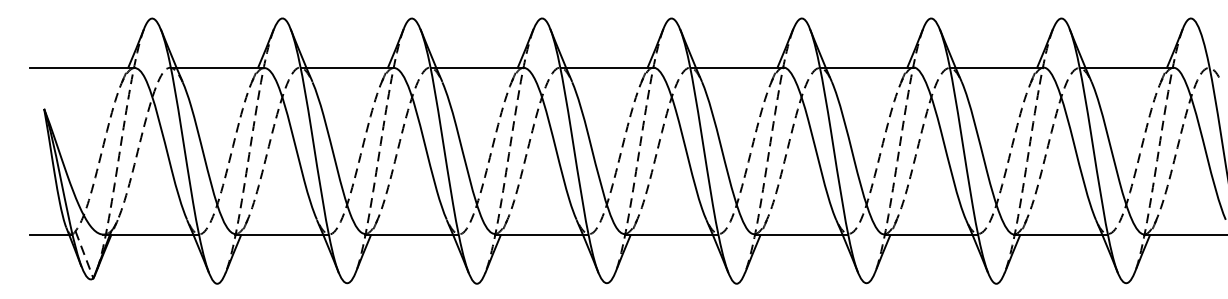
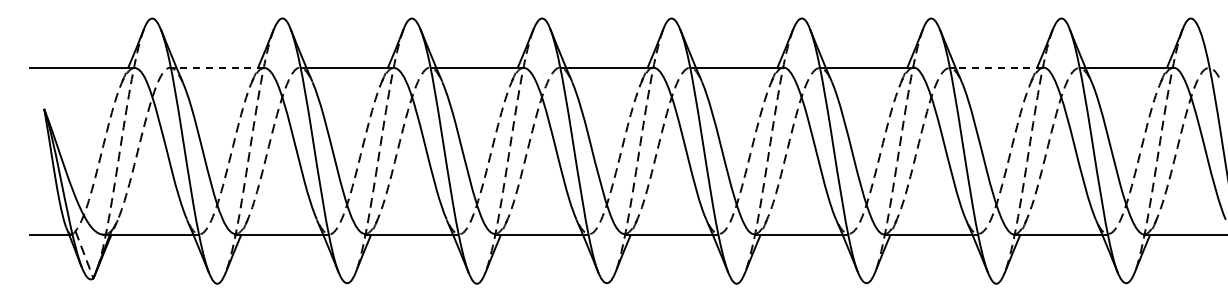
line: solid -> dashed (220, 67)
line: solid -> dashed (999, 67)
